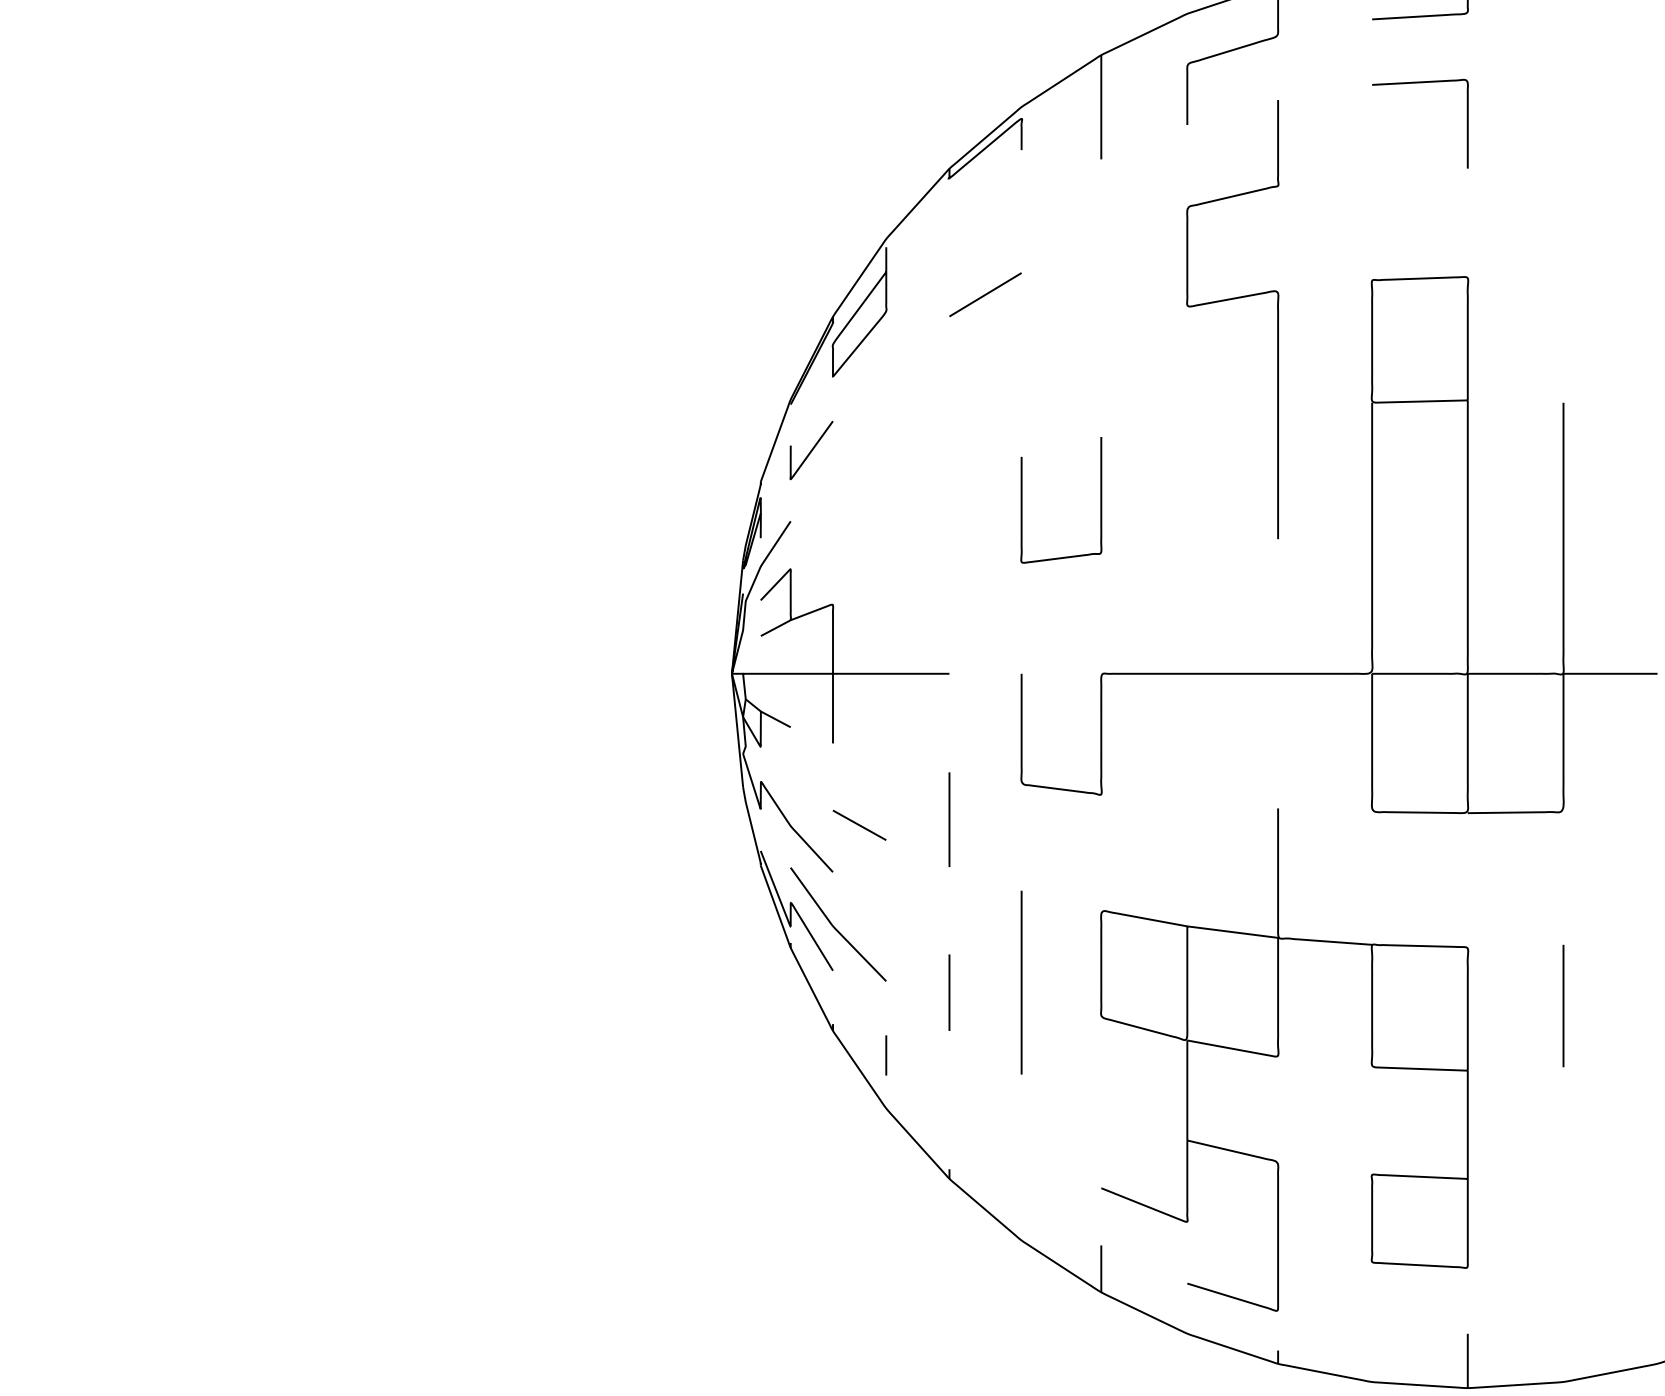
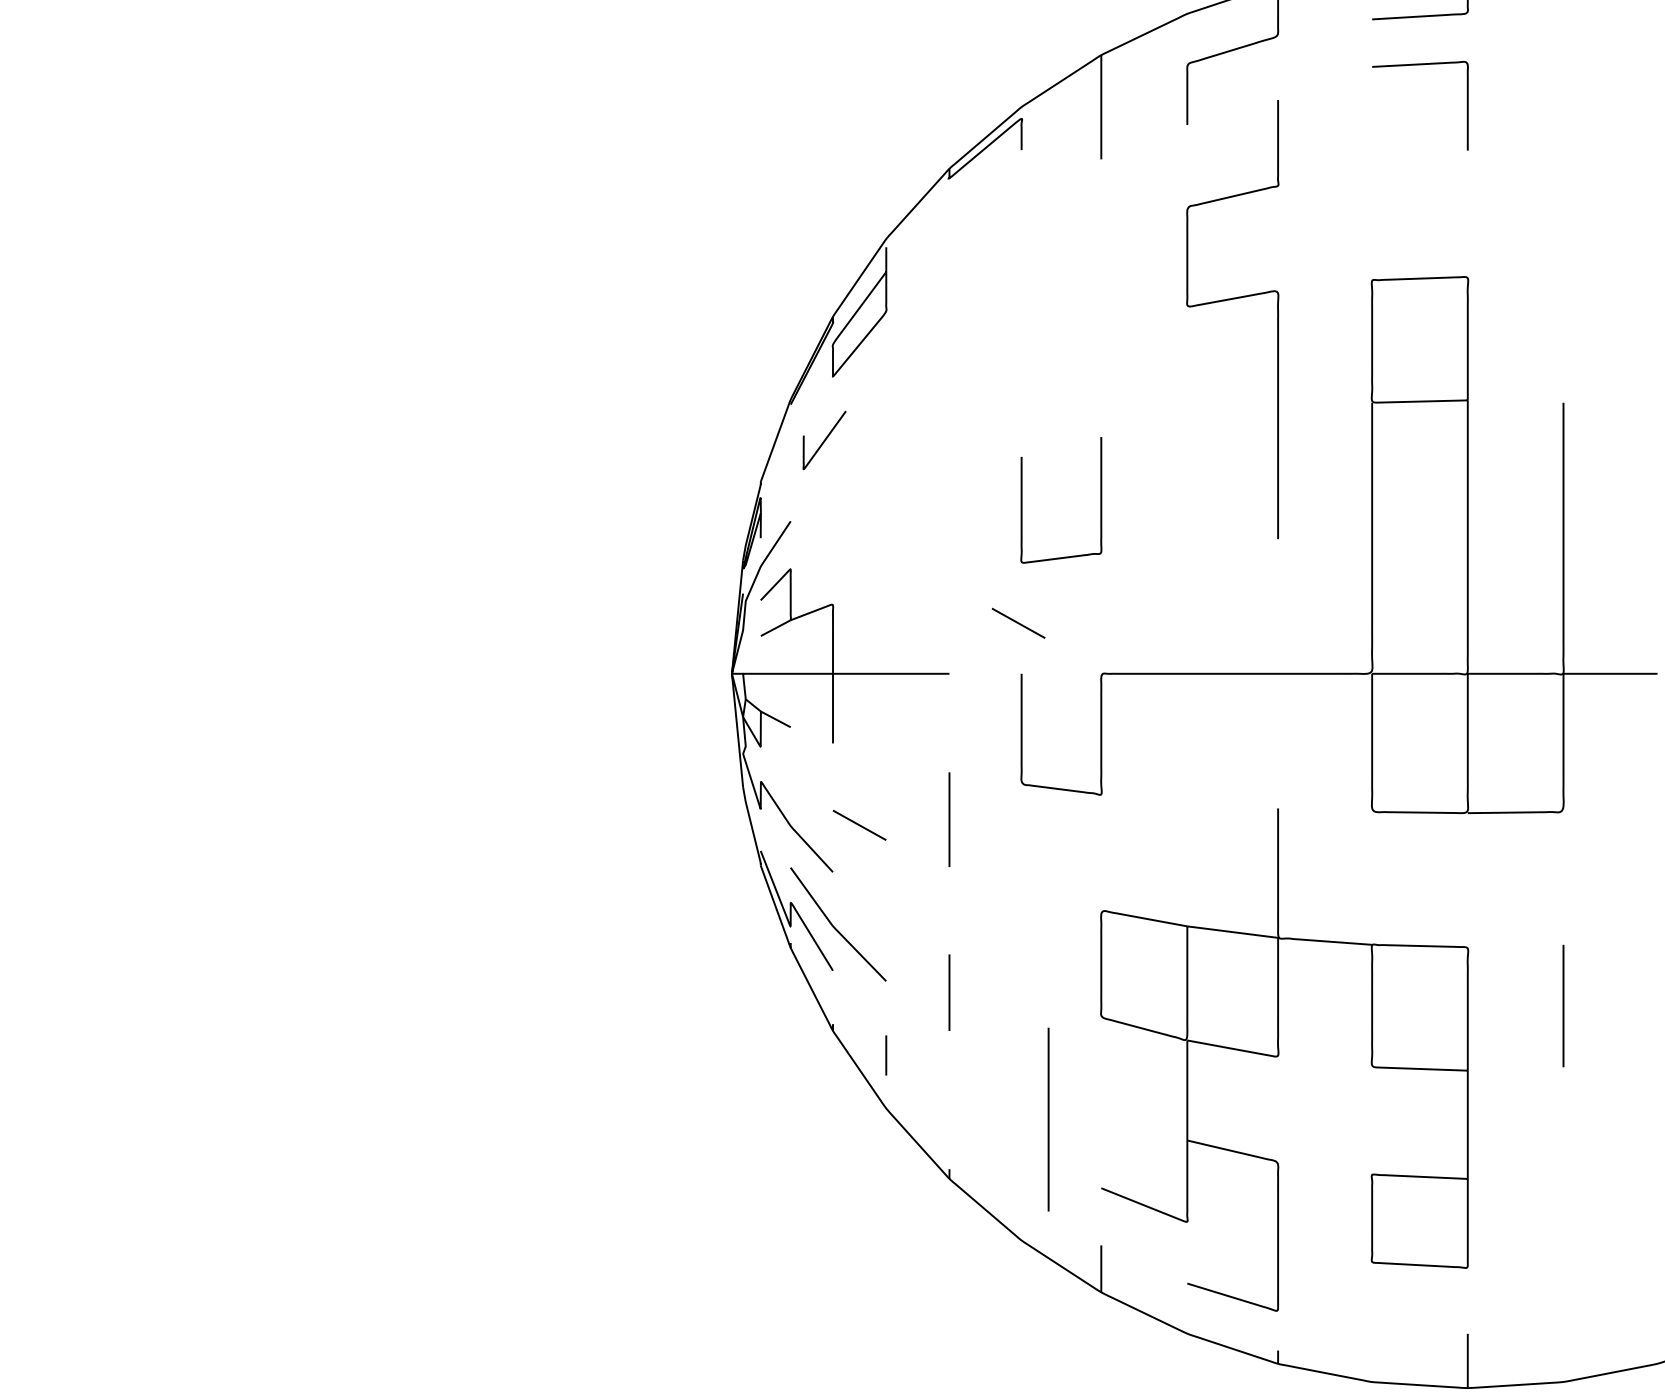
curve position: (1420, 83) -> (1420, 65) (1420, 65)
line: present -> none (985, 294)
curve position: (811, 450) -> (824, 440) (824, 440)
line: none -> present (1018, 622)
line position: (1021, 982) -> (1048, 1119) (1048, 1119)
